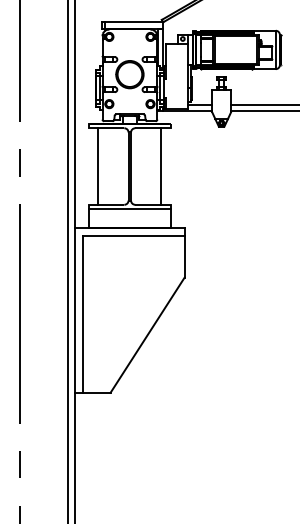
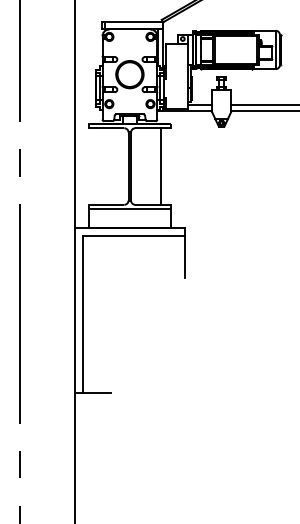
line: present -> none (98, 166)
line: present -> none (68, 261)
line: present -> none (147, 334)
